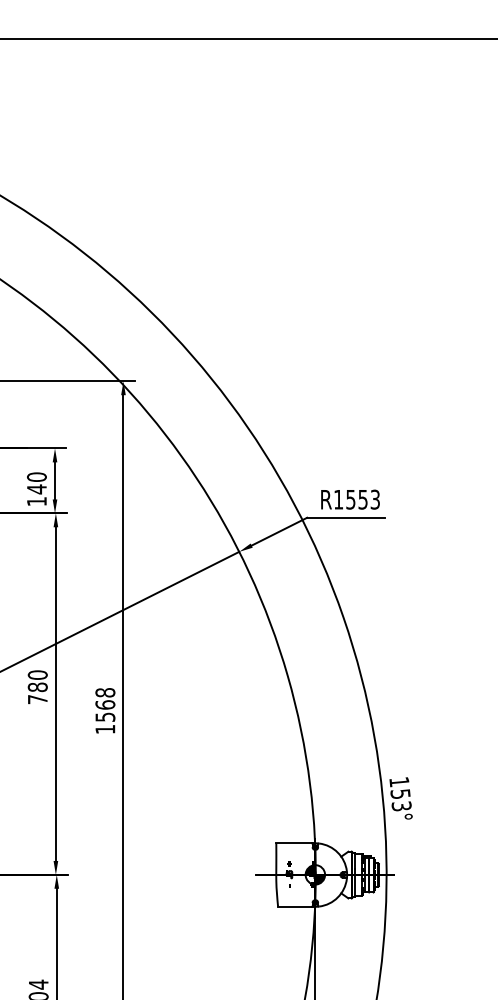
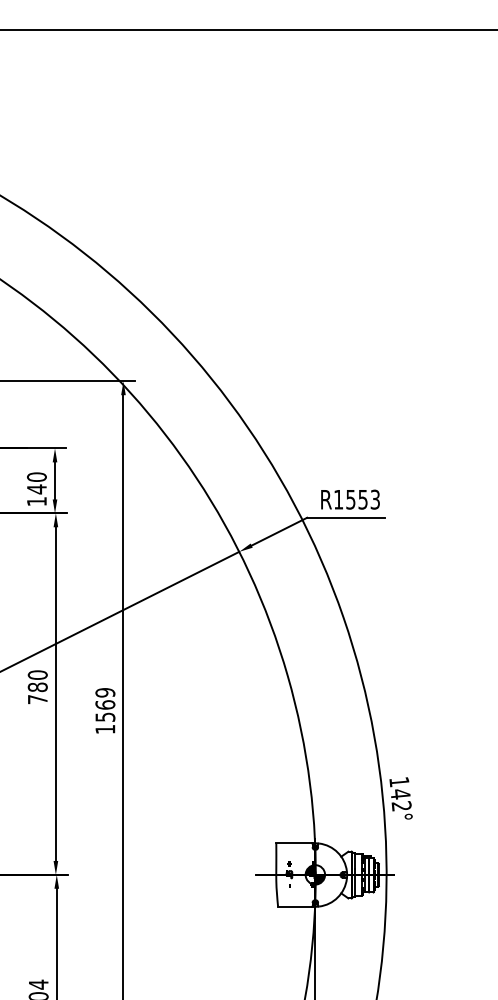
line position: (248, 39) -> (248, 30) (248, 30)
text: 1568 -> 1569 (105, 692)
text: 153° -> 142° (400, 800)
